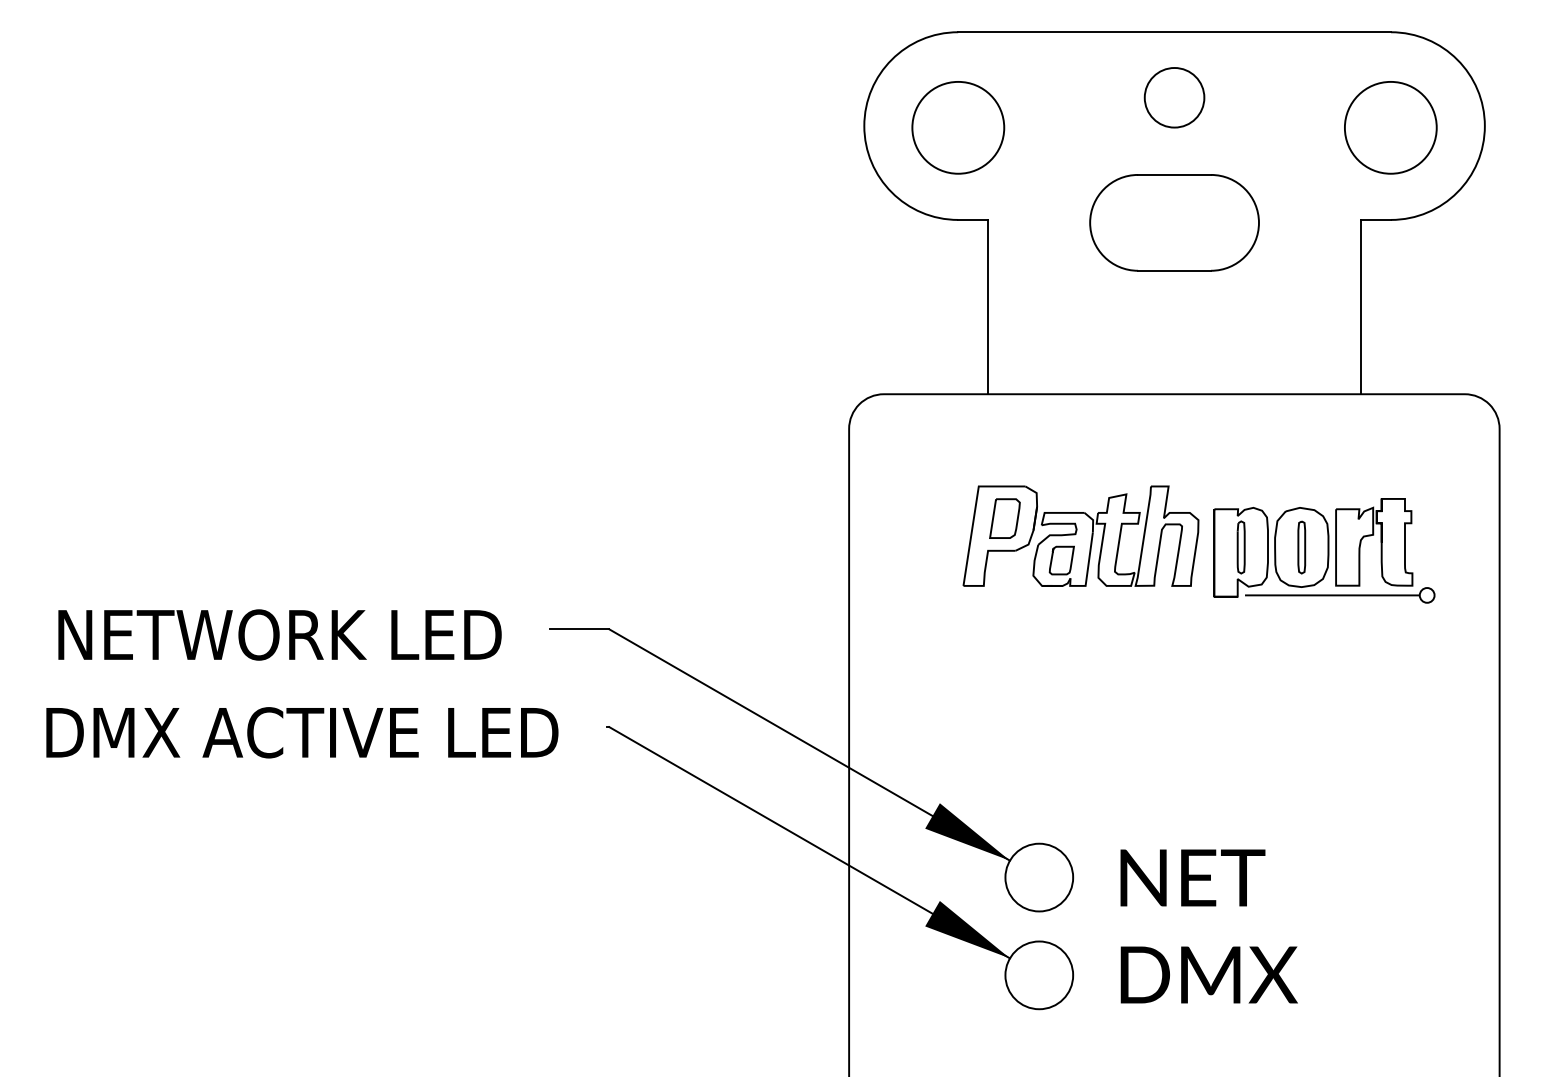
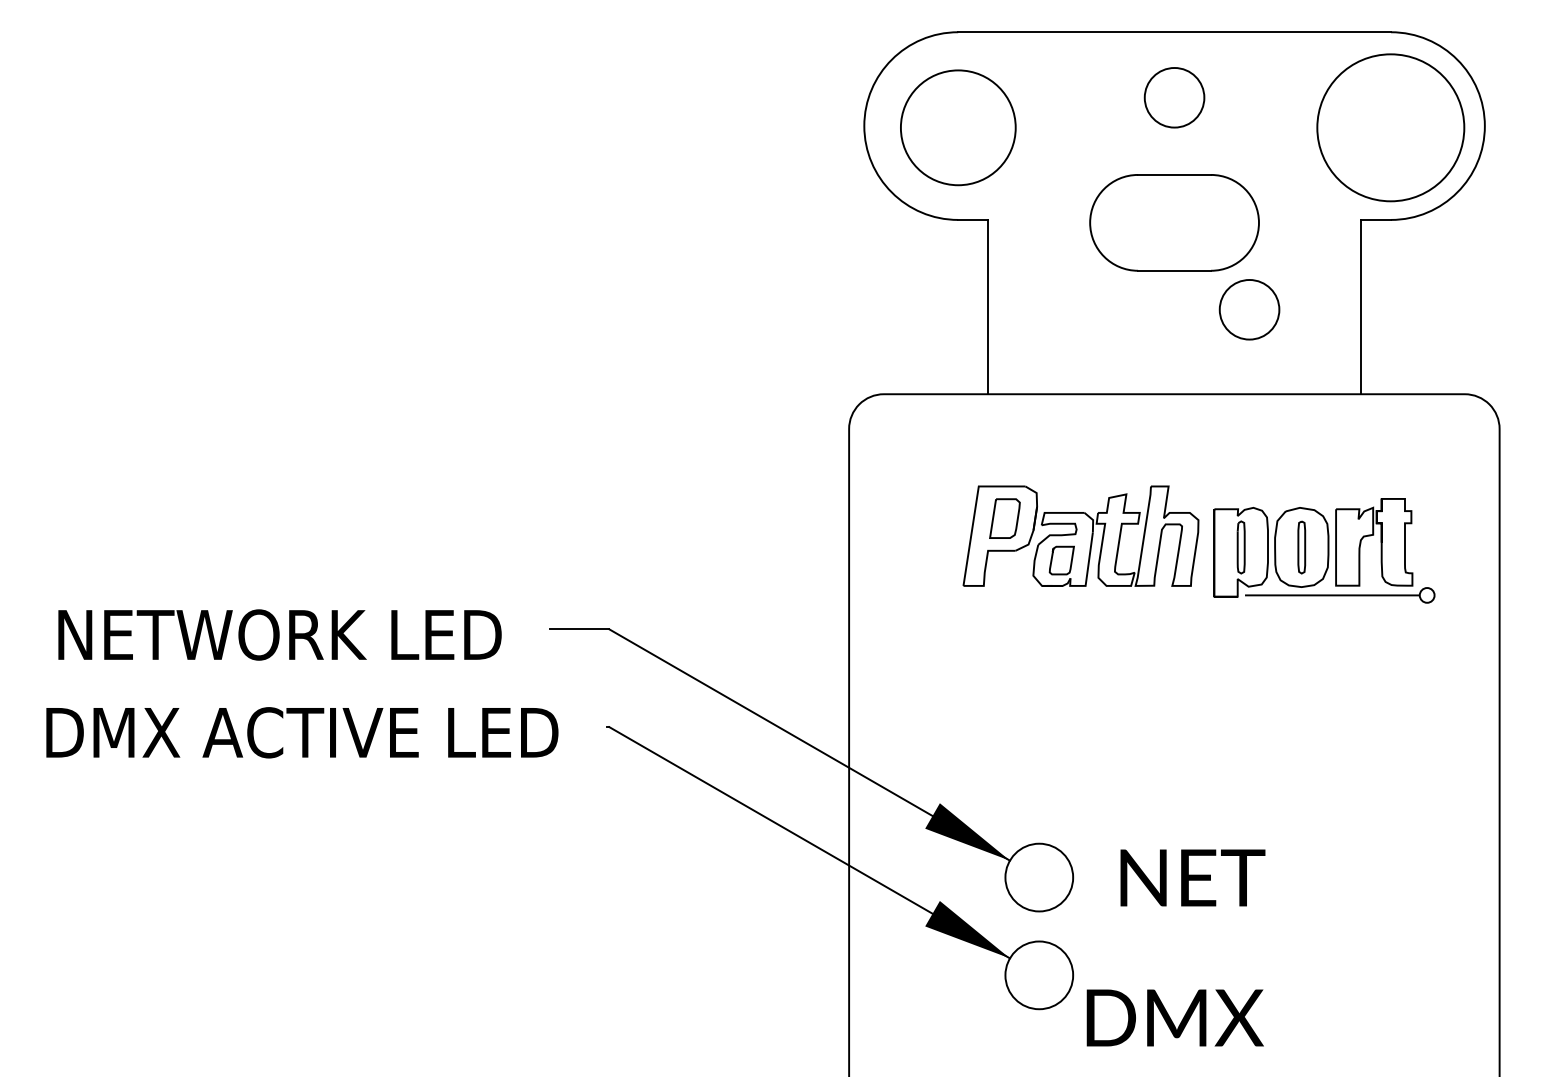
circle diameter: 92 px -> 115 px (957, 127)
circle diameter: 92 px -> 147 px (1390, 127)
circle: none -> present (1249, 309)
text position: (1208, 974) -> (1174, 1017) (1174, 1017)
